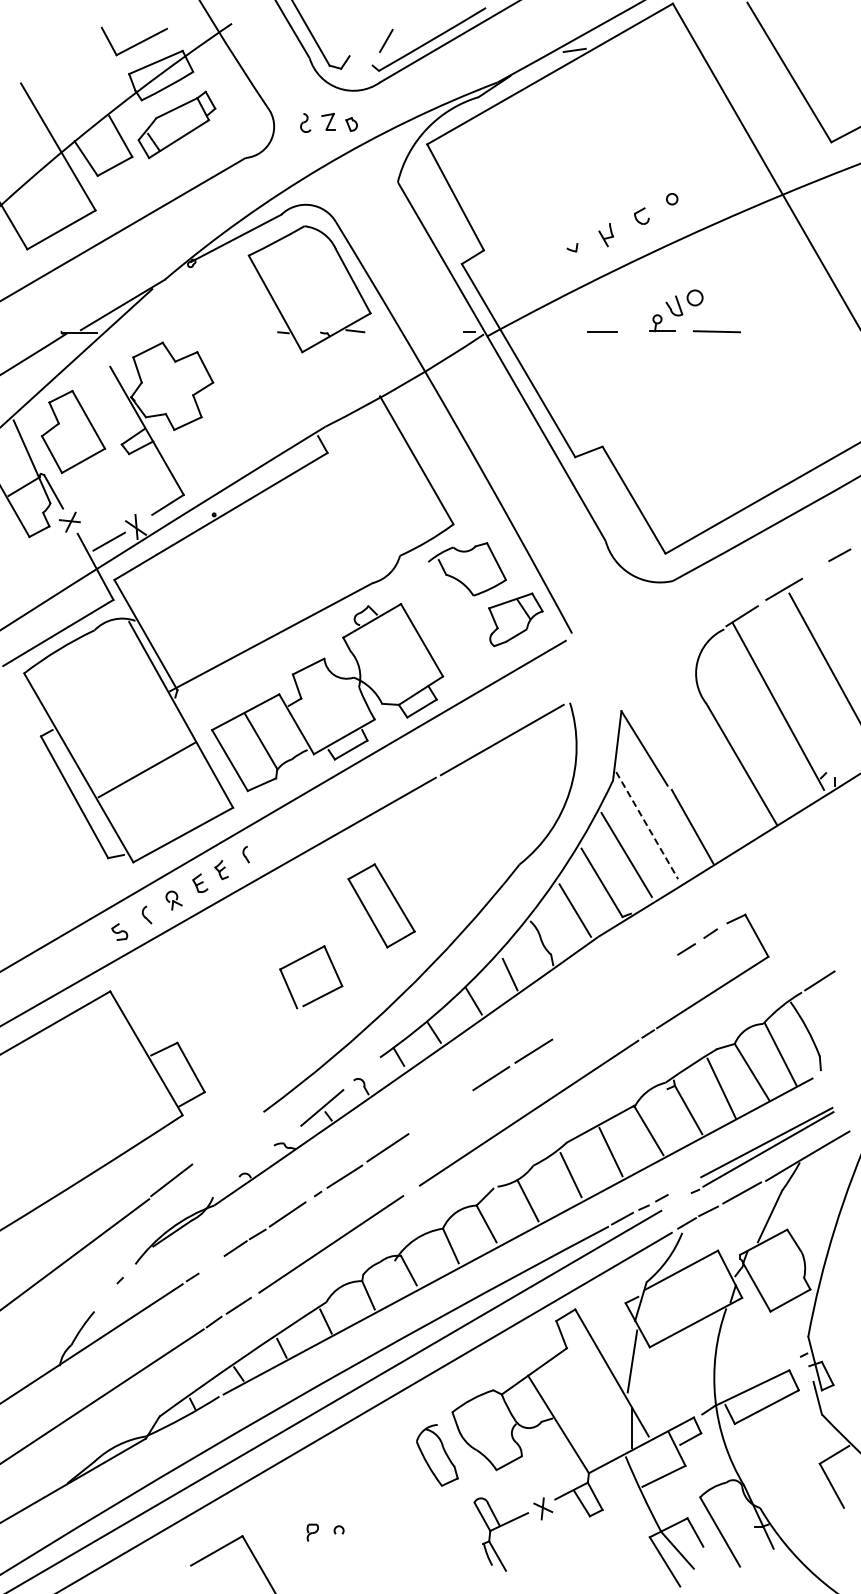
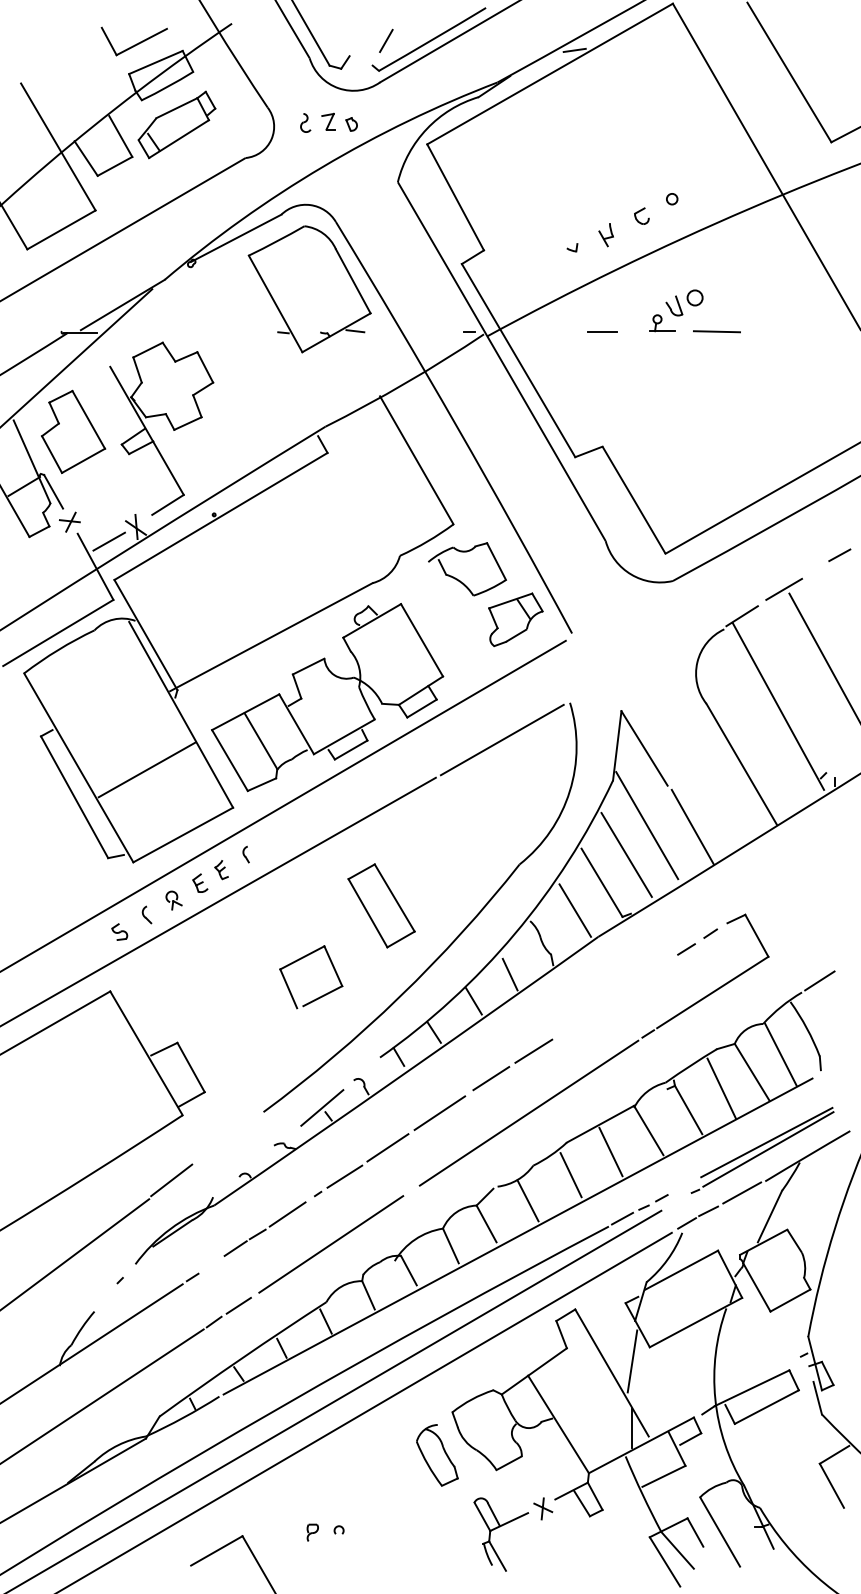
line: dashed -> solid (647, 825)
line: none -> present (439, 1112)
